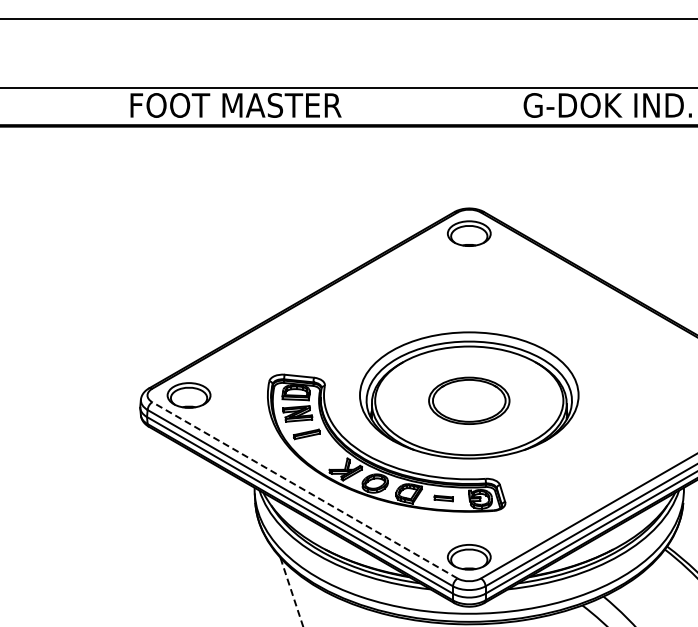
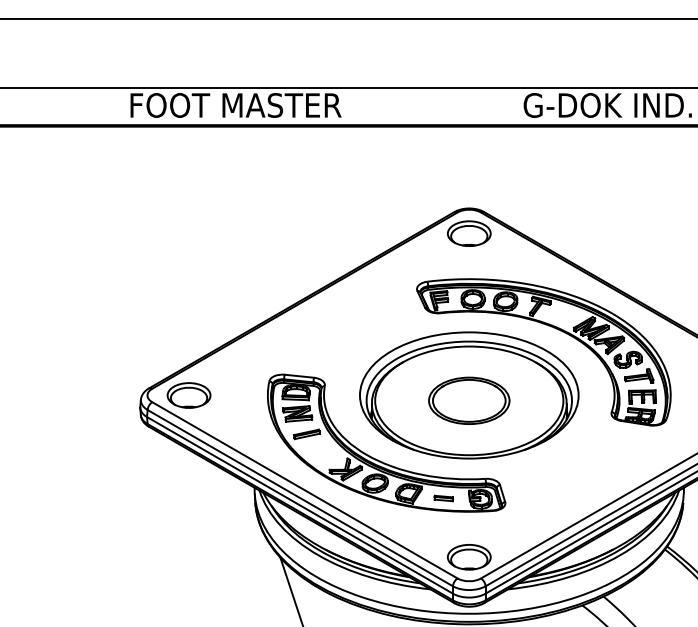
part: none -> present (553, 328)
line: dashed -> solid (304, 490)
line: dashed -> solid (292, 592)
